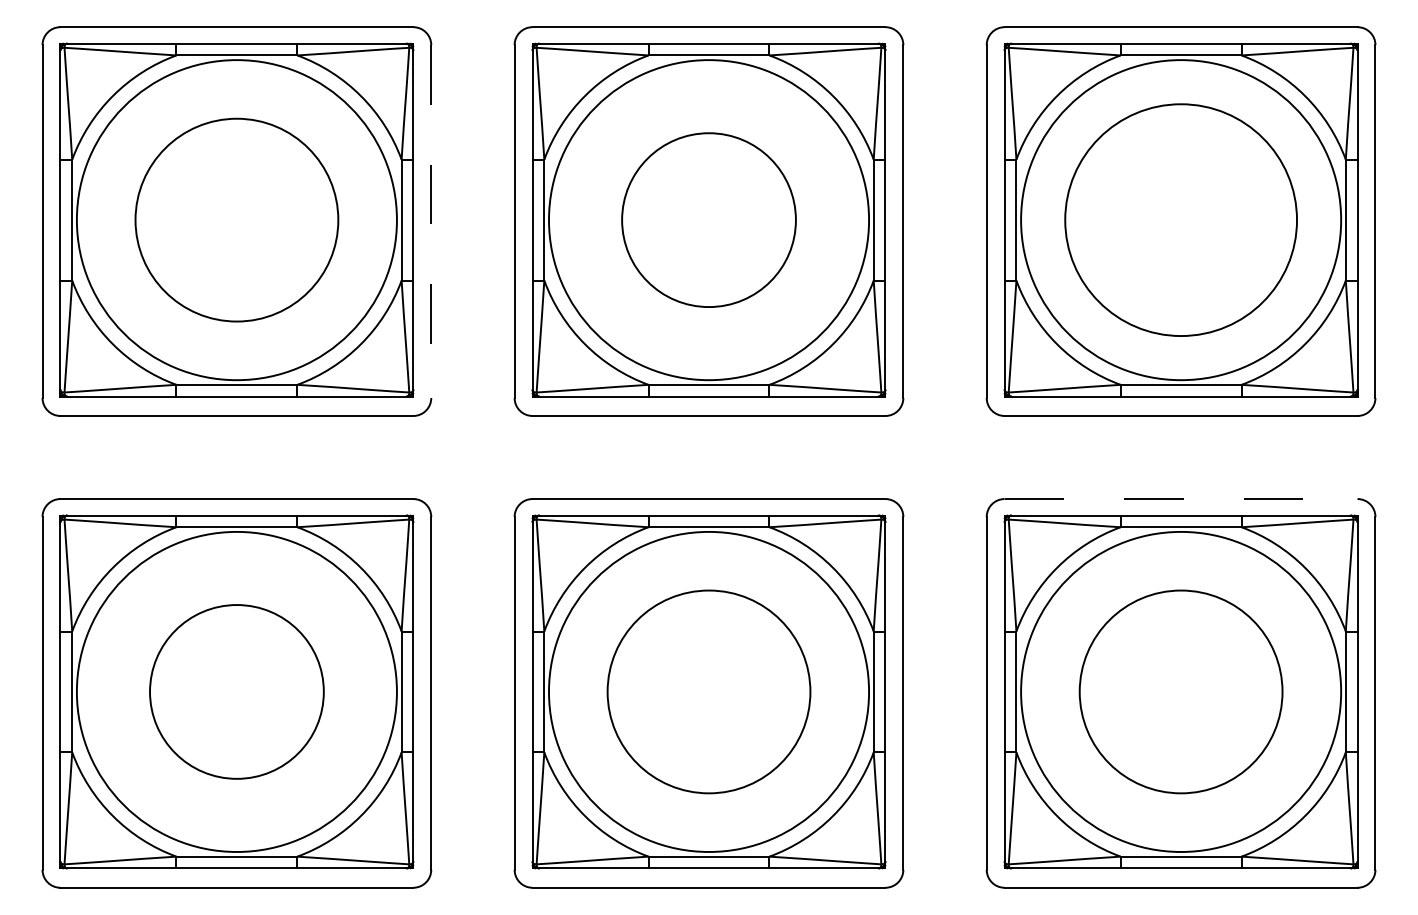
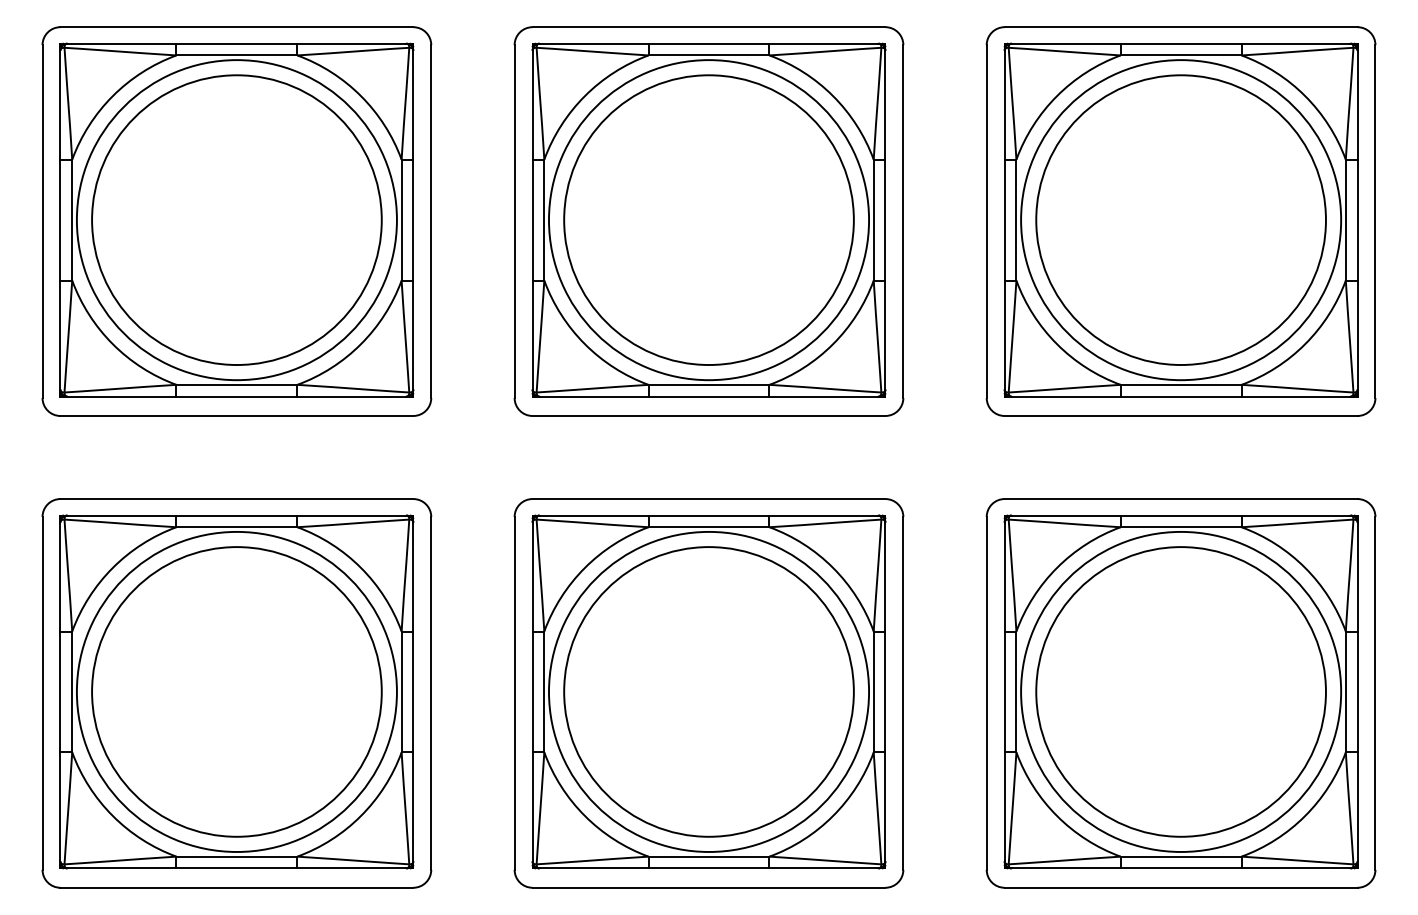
circle diameter: 203 px -> 290 px (236, 220)
circle diameter: 174 px -> 290 px (708, 220)
circle diameter: 232 px -> 290 px (1180, 220)
line: dashed -> solid (431, 222)
line: dashed -> solid (1181, 499)
circle diameter: 174 px -> 290 px (236, 691)
circle diameter: 203 px -> 290 px (708, 691)
circle diameter: 203 px -> 290 px (1180, 691)
